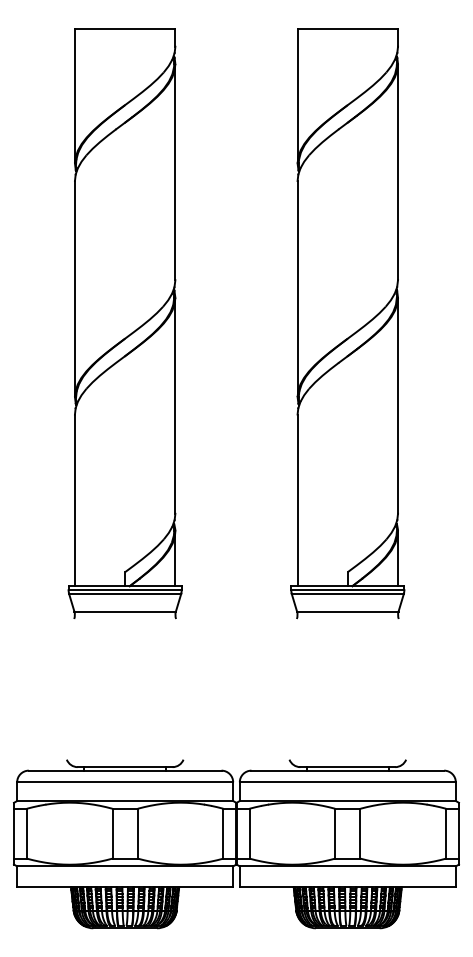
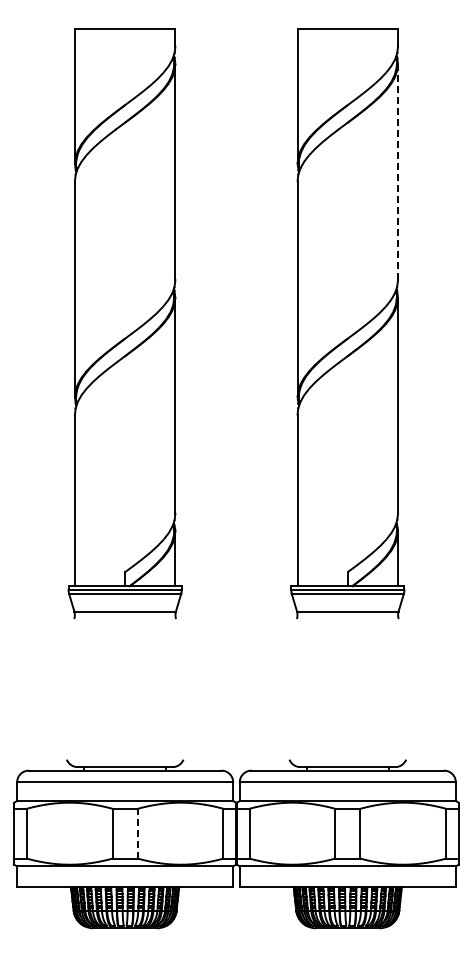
line: solid -> dashed (398, 171)
line: solid -> dashed (137, 833)
